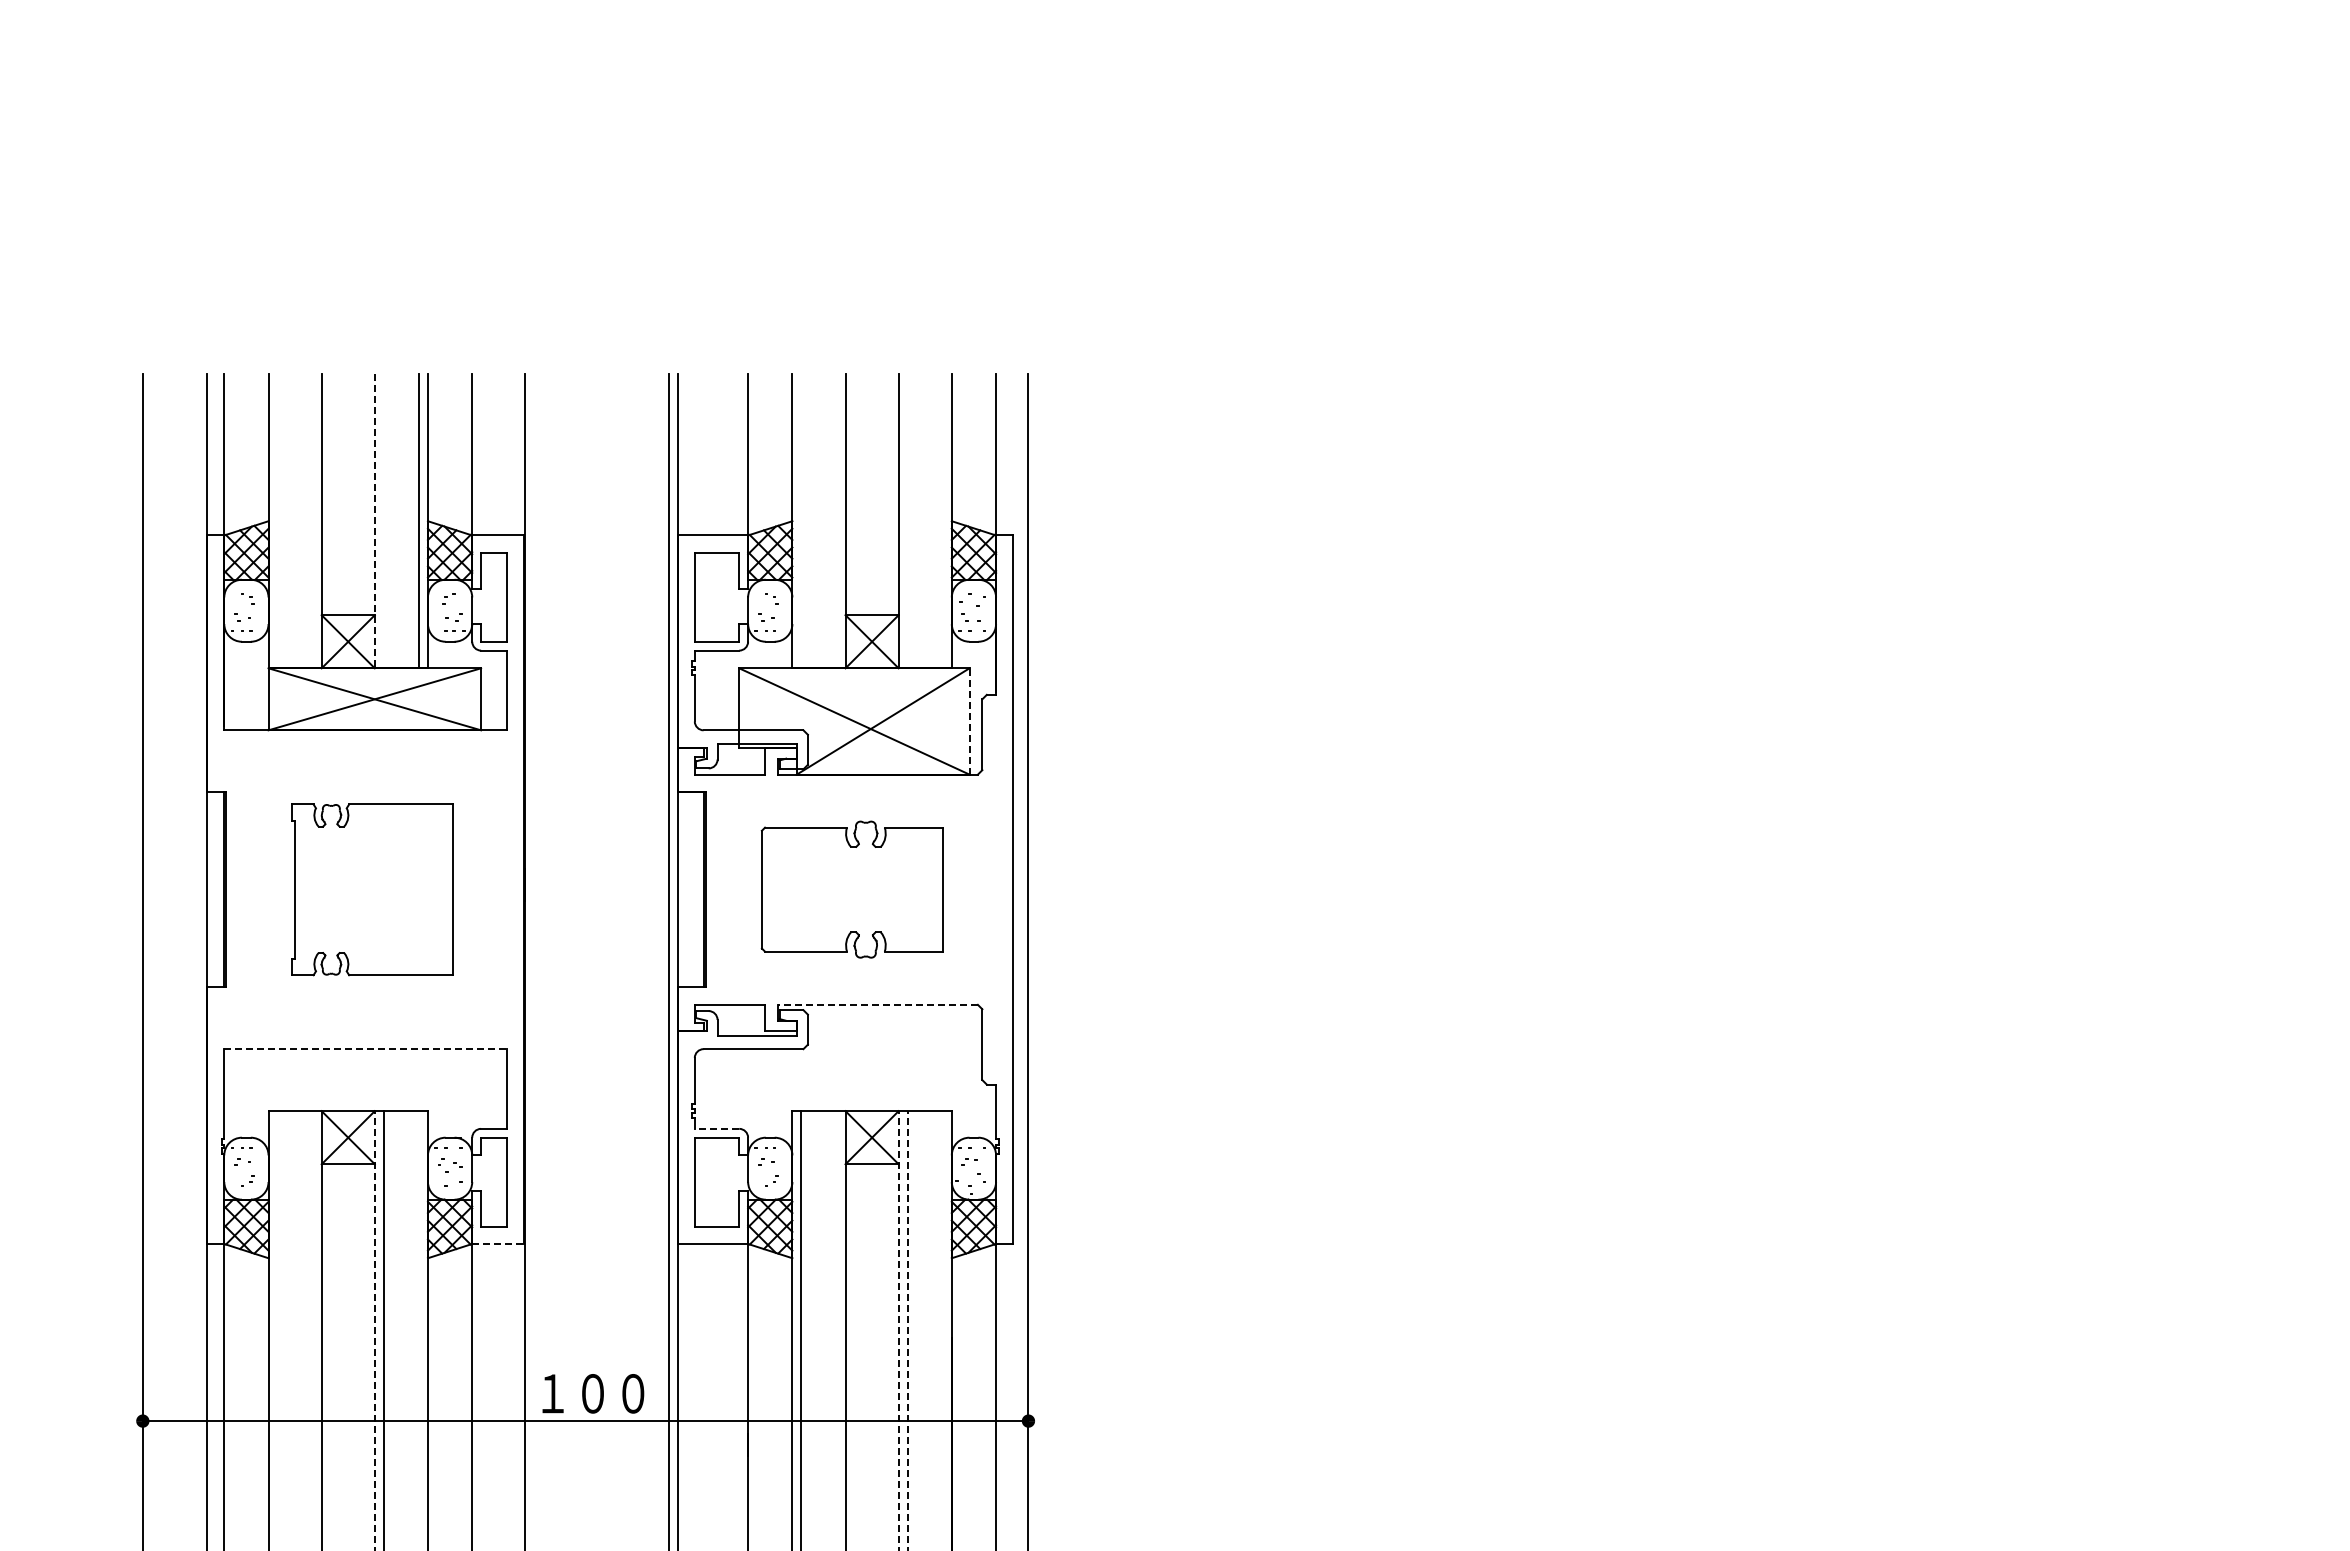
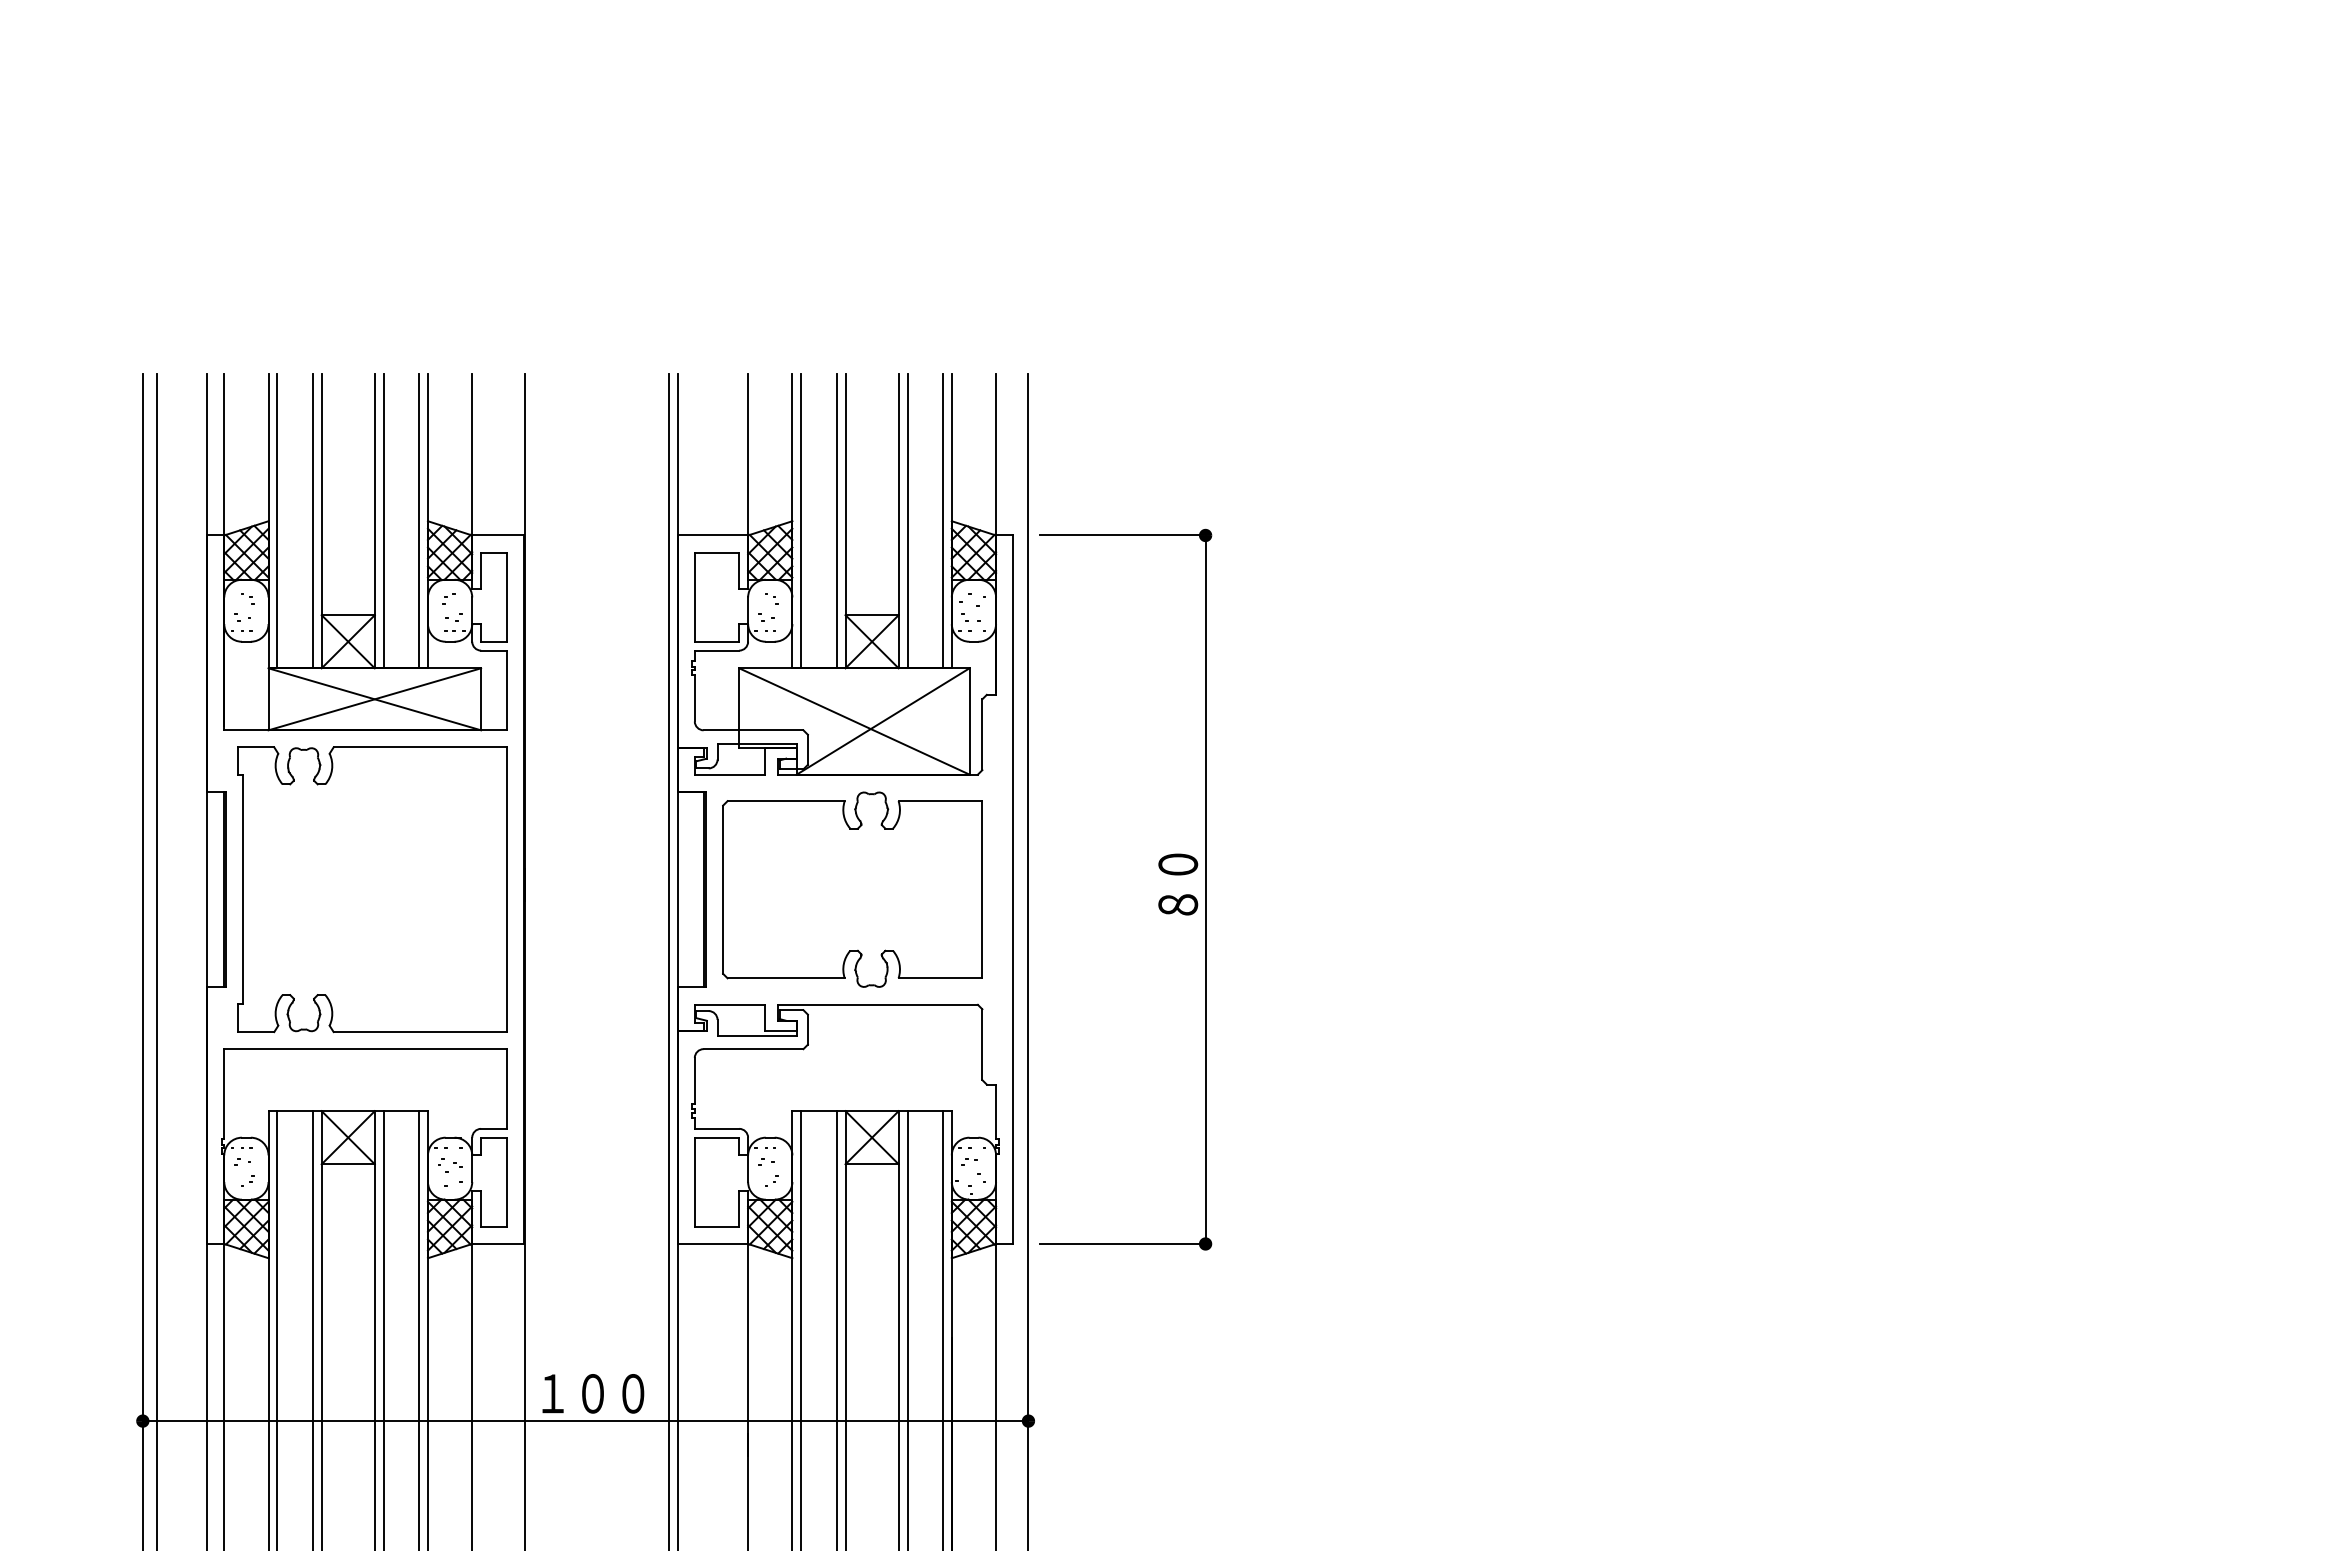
line: none -> present (277, 520)
line: none -> present (312, 520)
line: none -> present (383, 520)
line: none -> present (801, 520)
line: none -> present (836, 520)
line: none -> present (907, 520)
line: none -> present (942, 520)
line: dashed -> solid (374, 521)
line: dashed -> solid (969, 720)
part size: 163x174 px -> 271x288 px (372, 889)
part size: 184x139 px -> 261x197 px (852, 889)
part: none -> present (1158, 901)
line: none -> present (157, 960)
line: dashed -> solid (877, 1004)
line: dashed -> solid (365, 1049)
line: dashed -> solid (716, 1128)
line: dashed -> solid (497, 1243)
line: none -> present (277, 1329)
line: none -> present (312, 1329)
line: none -> present (419, 1329)
line: none -> present (836, 1329)
line: none -> present (942, 1329)
line: dashed -> solid (374, 1331)
line: dashed -> solid (898, 1331)
line: dashed -> solid (907, 1331)
